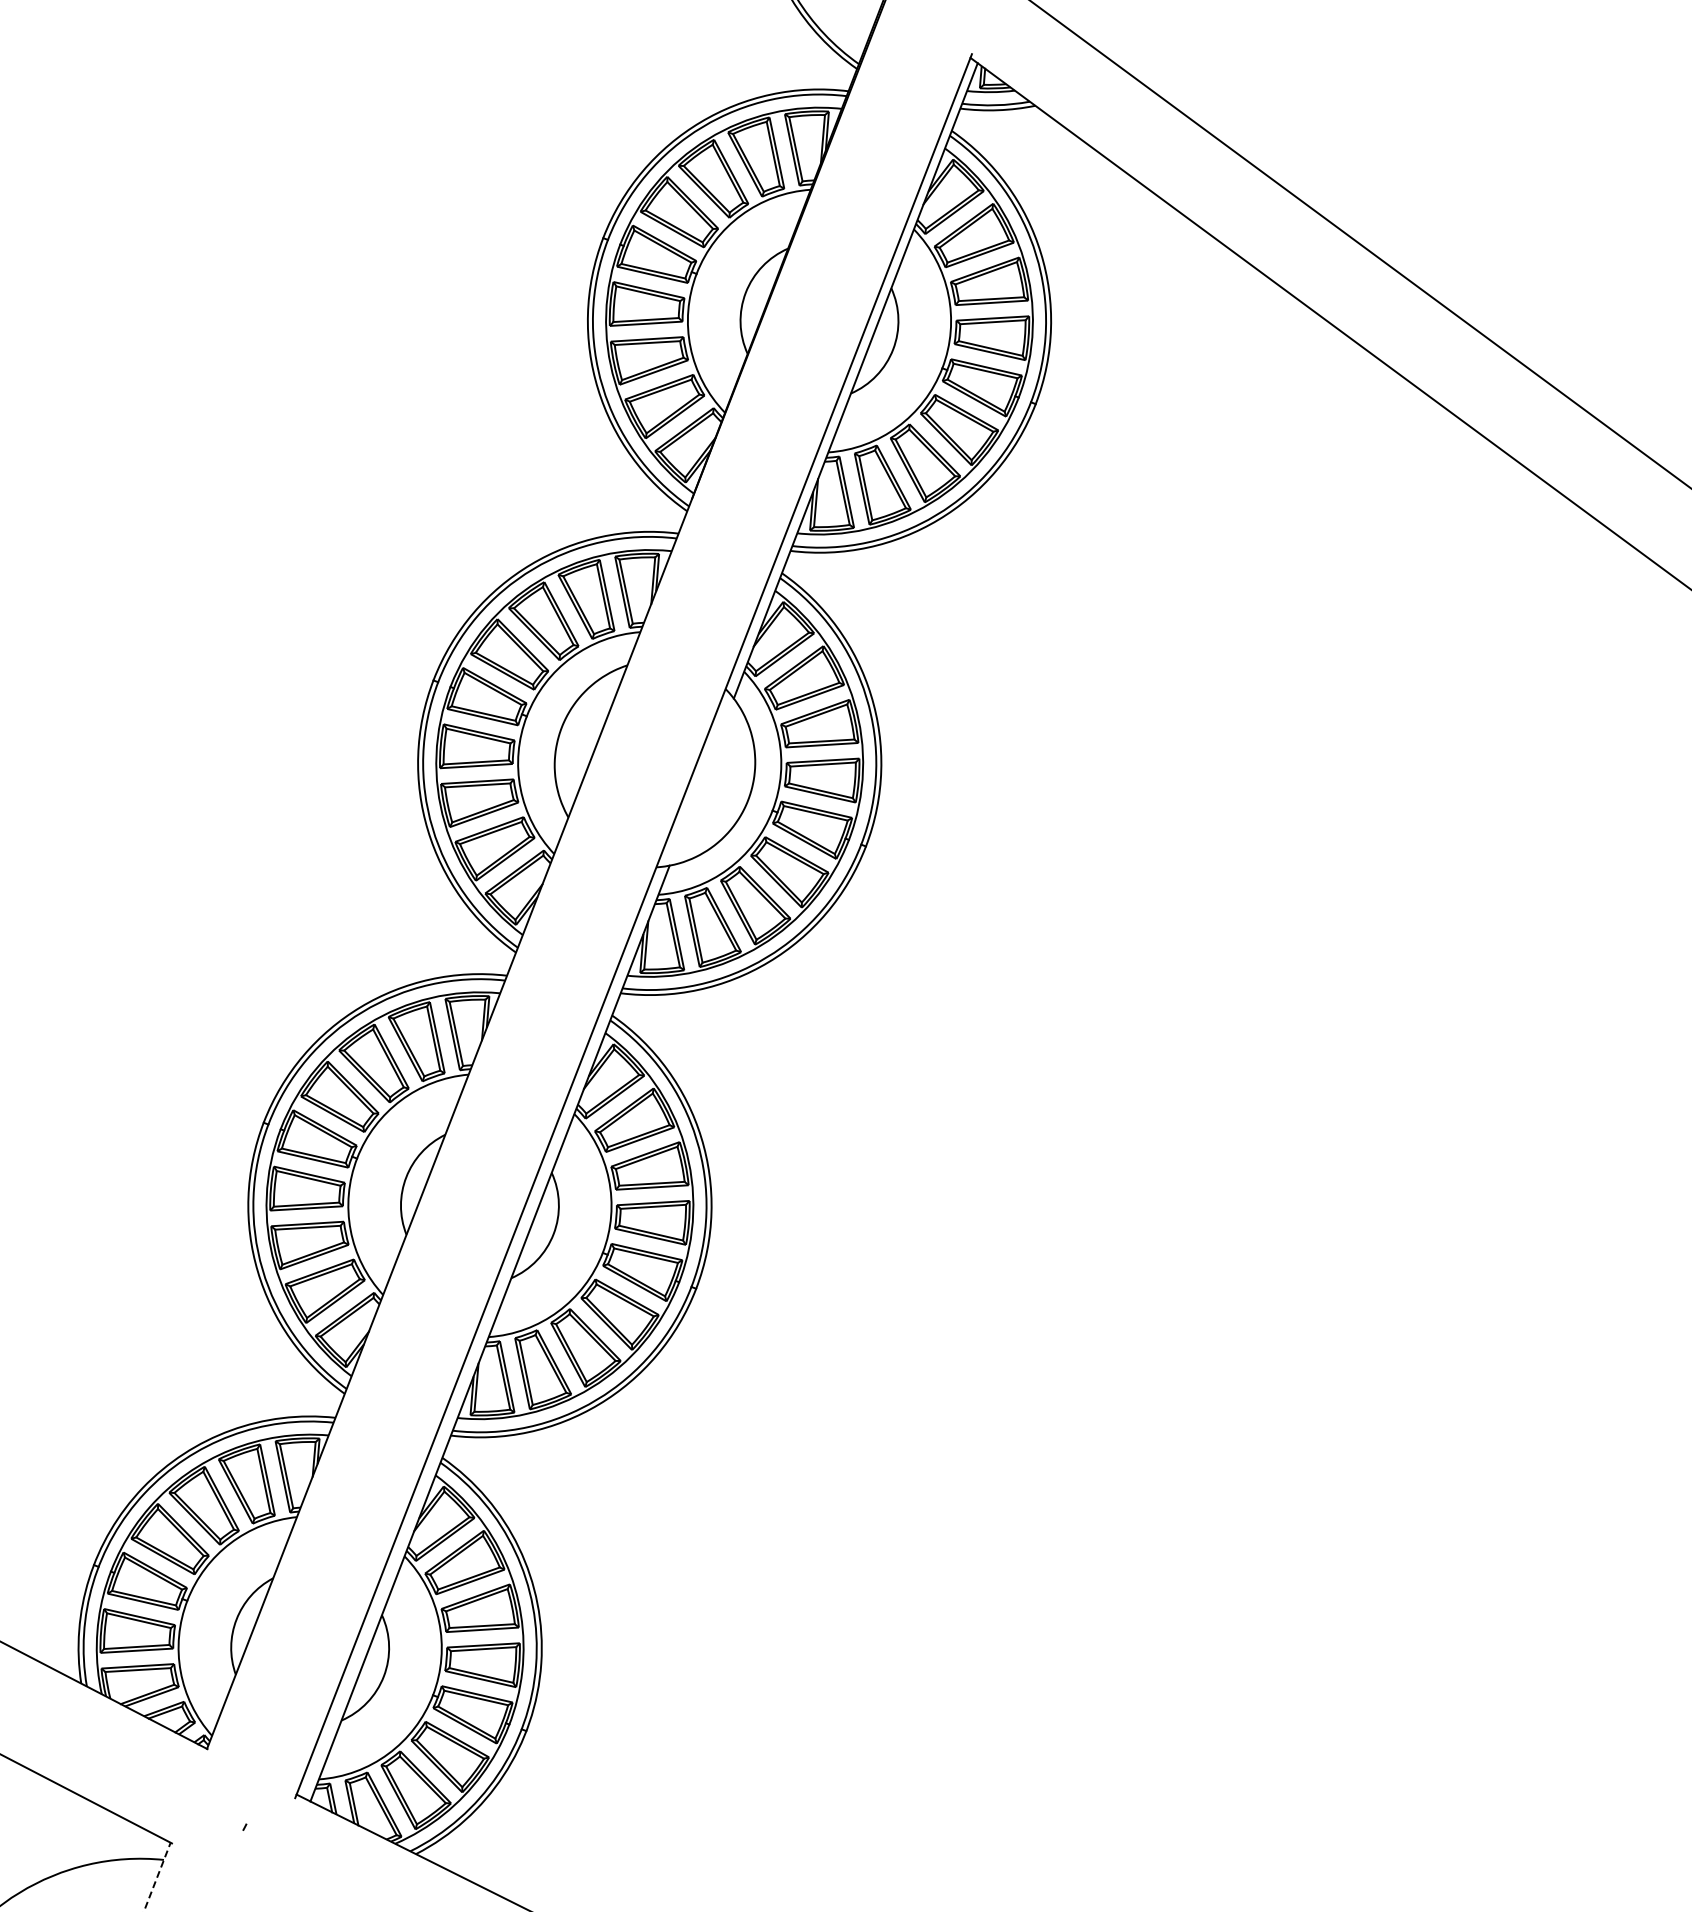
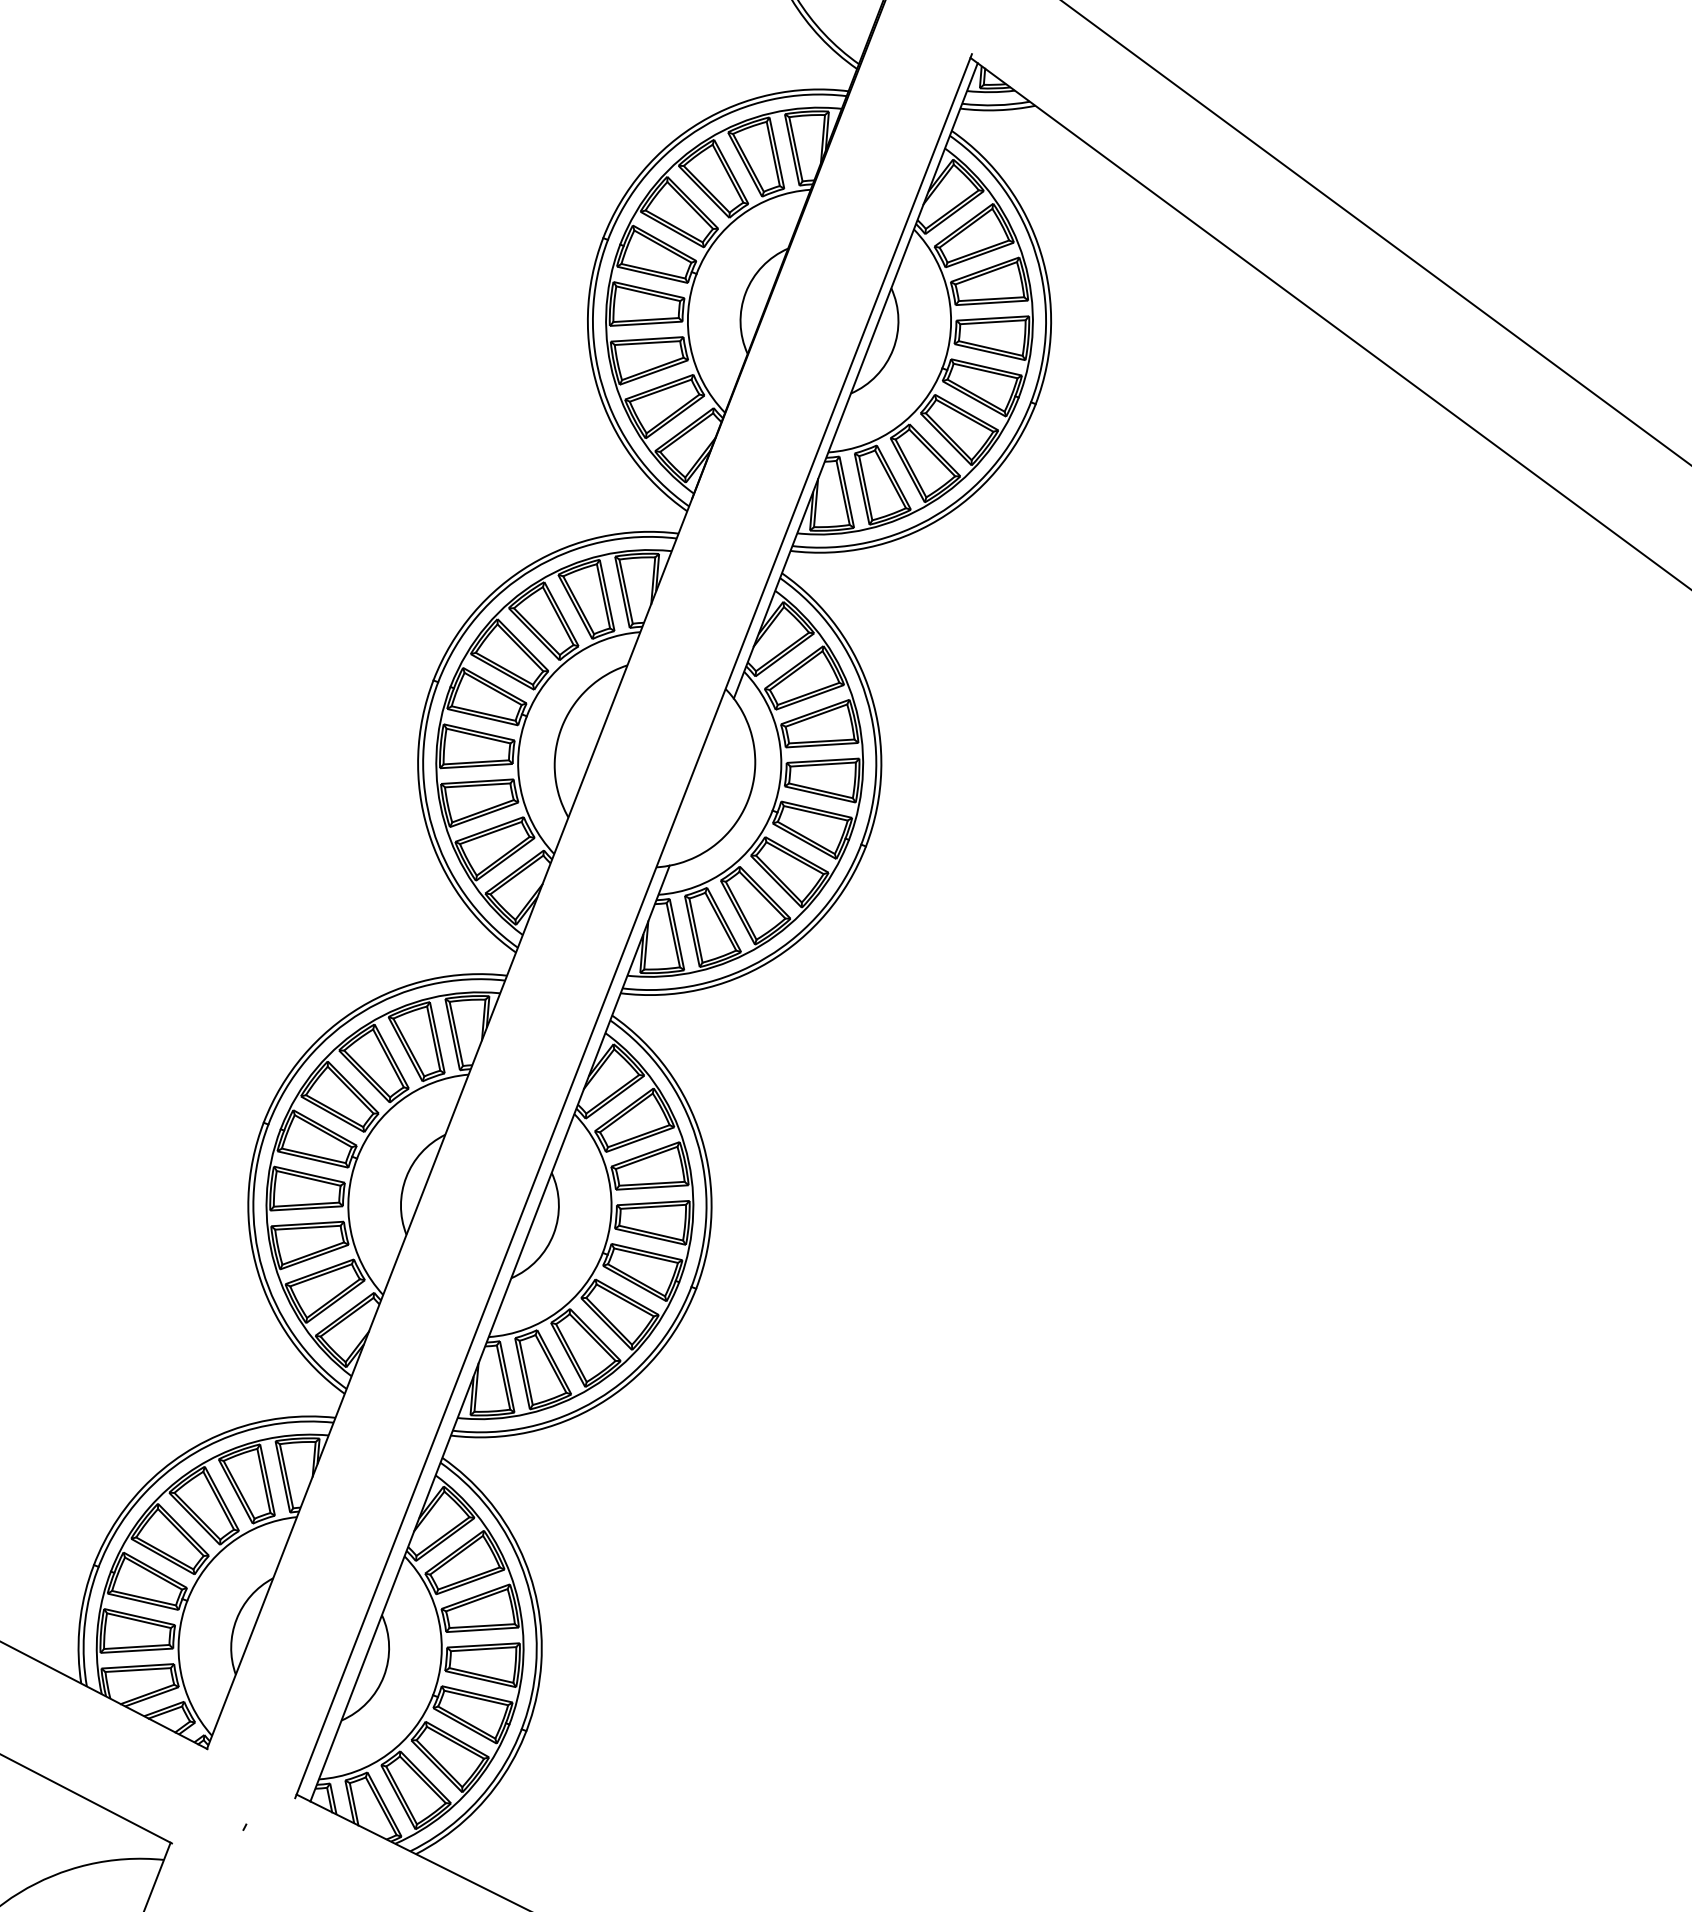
line position: (1360, 244) -> (1375, 232) (1375, 232)
line: dashed -> solid (157, 1877)
